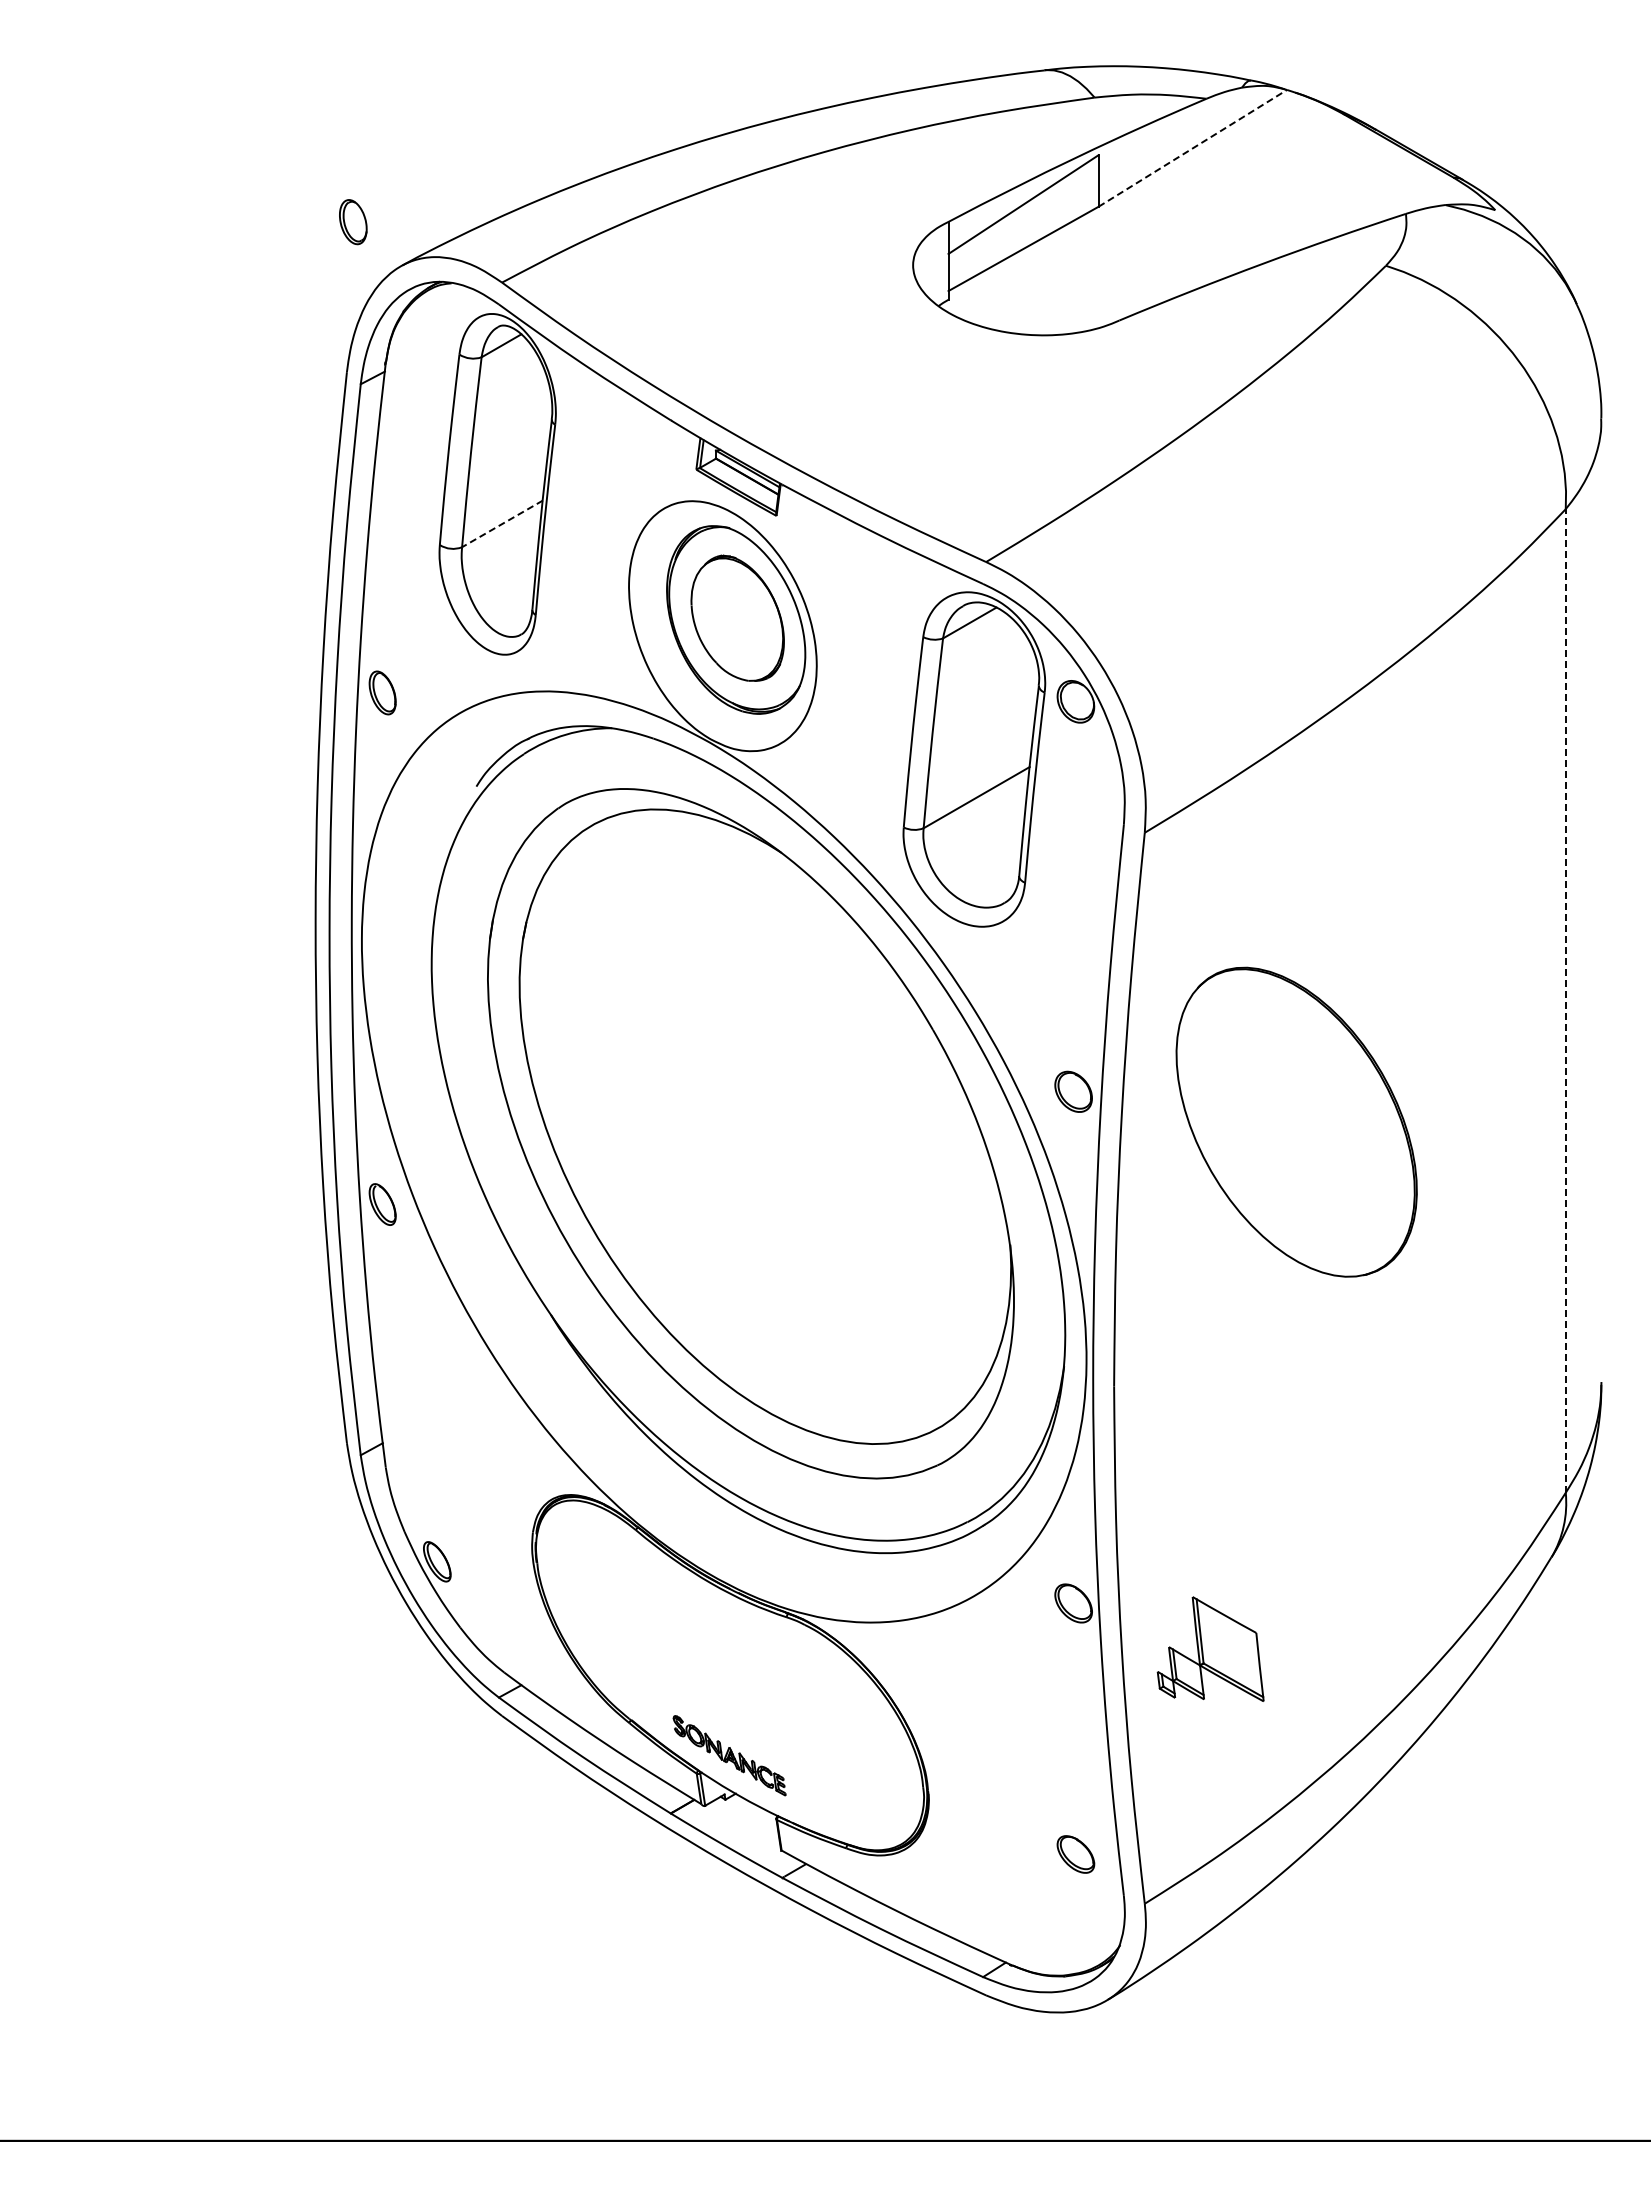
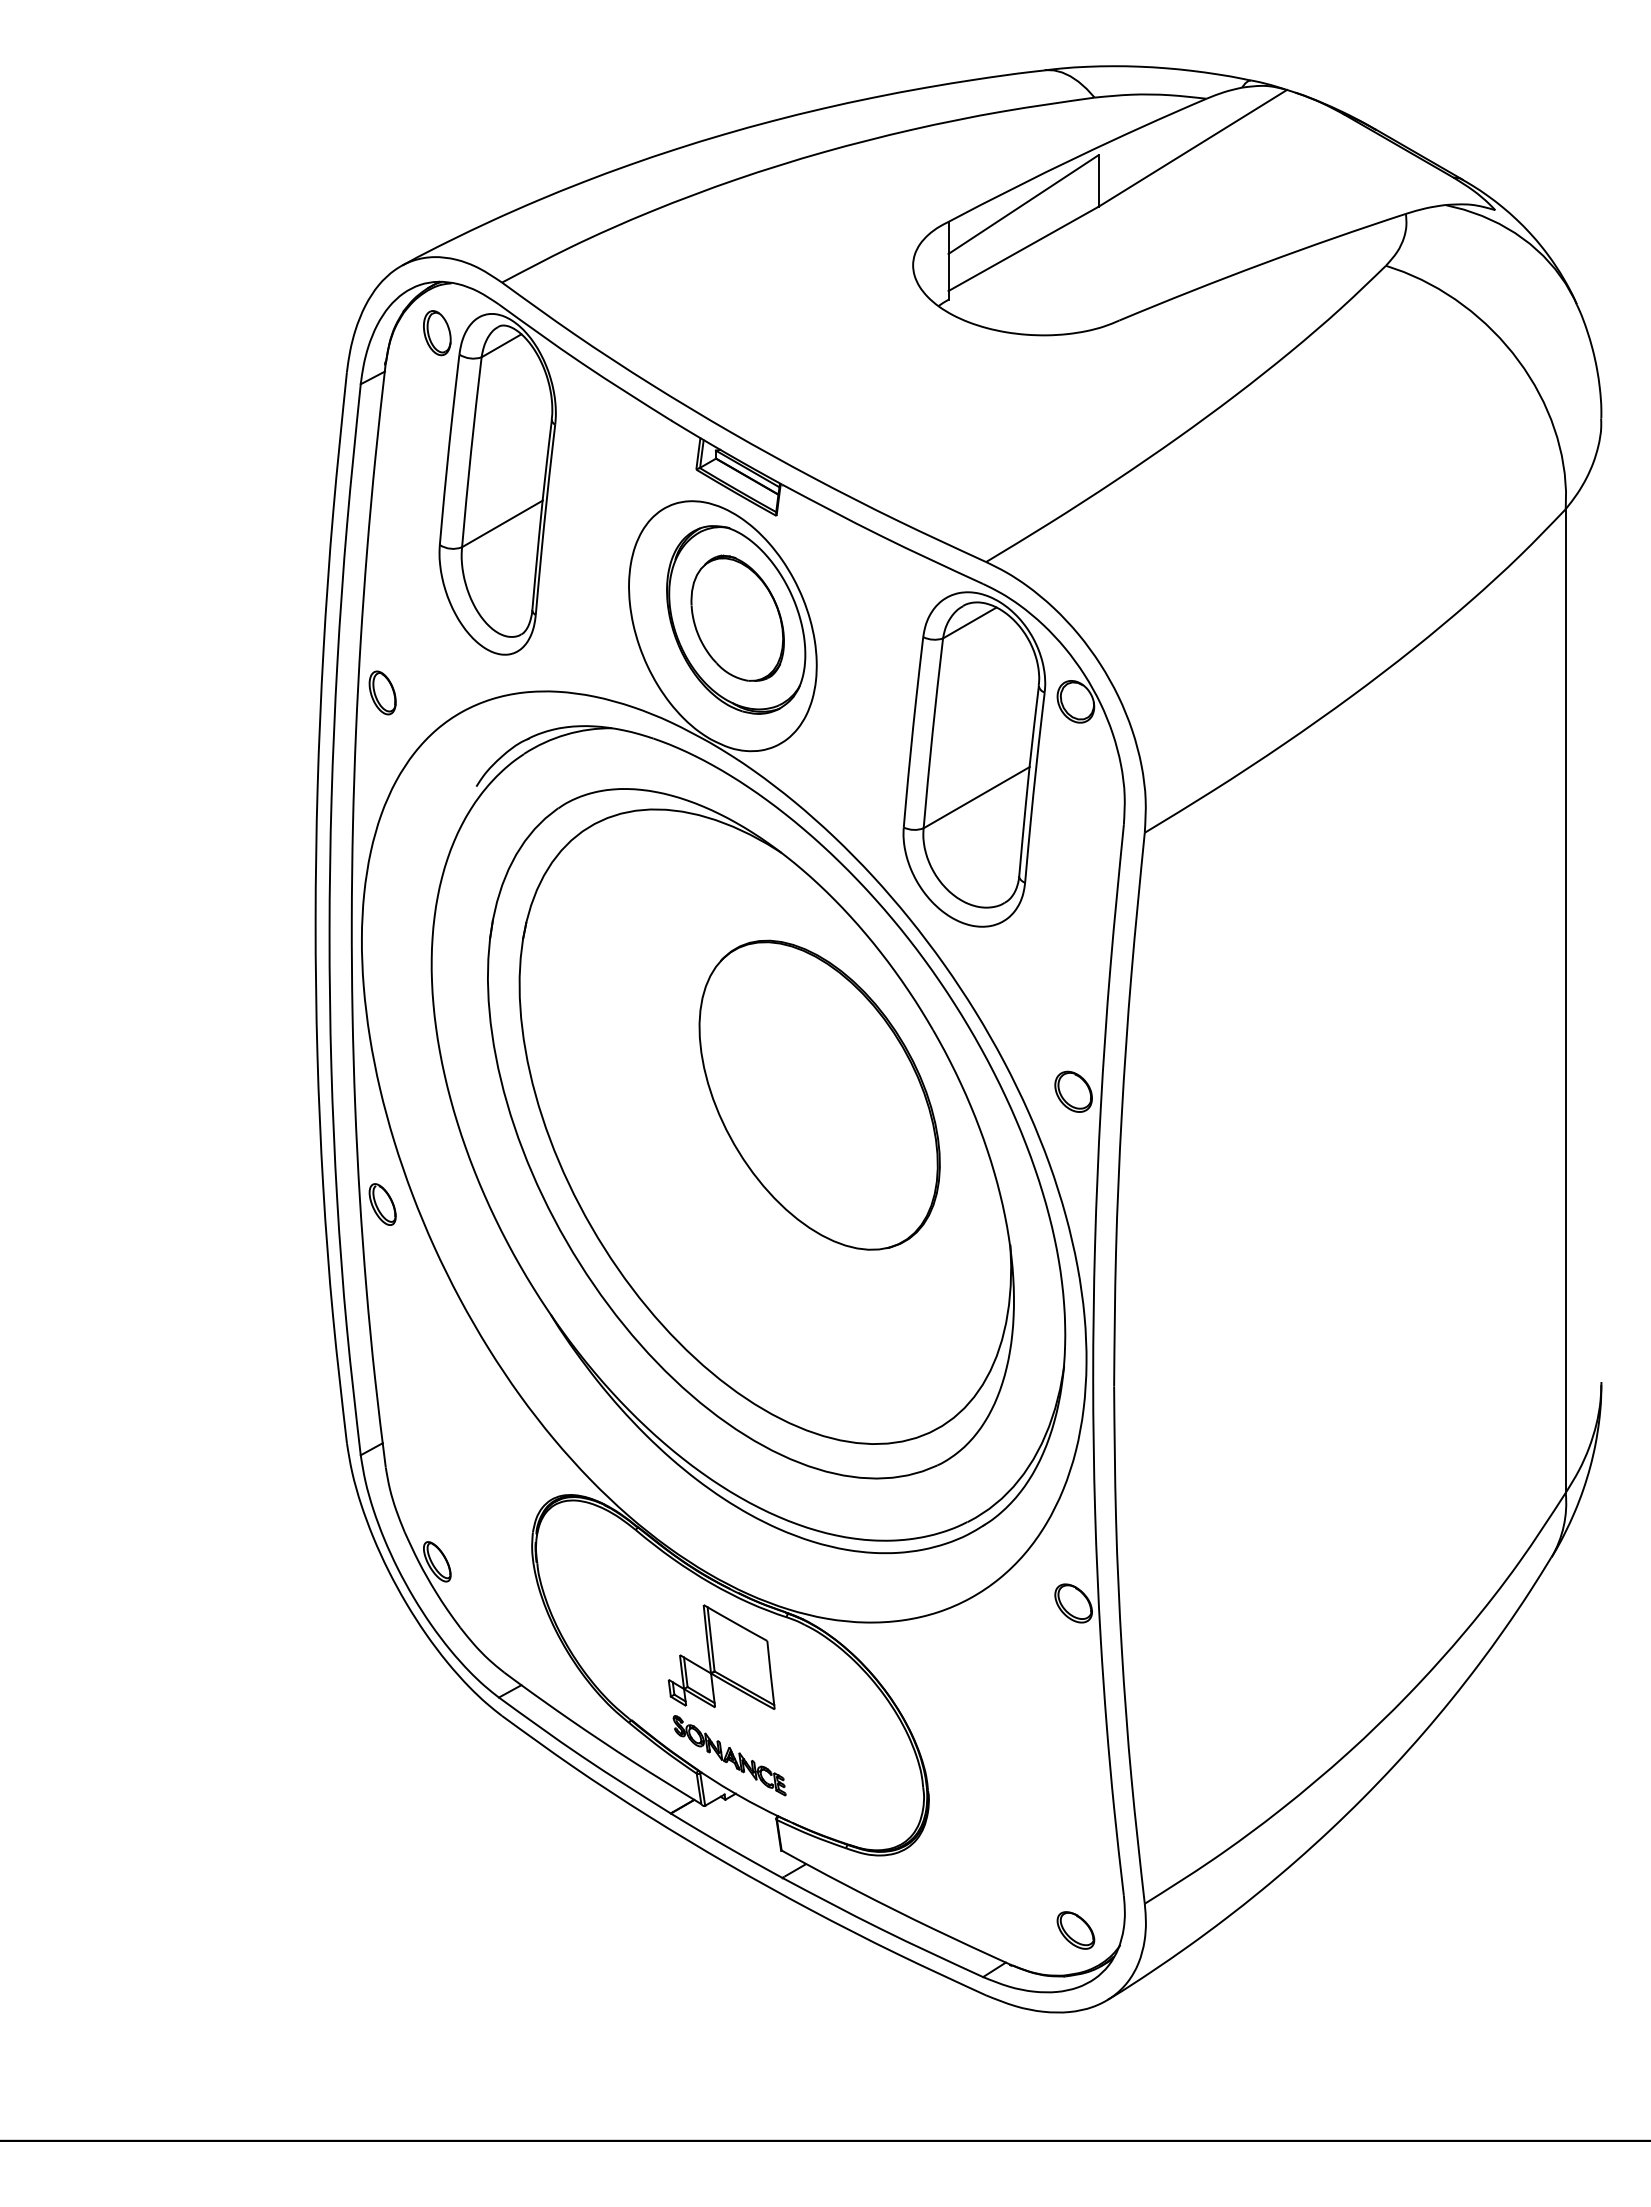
line: dashed -> solid (1192, 148)
part position: (353, 222) -> (437, 333) (437, 333)
line: dashed -> solid (502, 523)
line: dashed -> solid (1565, 1001)
part position: (1296, 1121) -> (819, 1094) (819, 1094)
part position: (1210, 1648) -> (721, 1656) (721, 1656)
part position: (1075, 1854) -> (1075, 1930) (1075, 1930)
